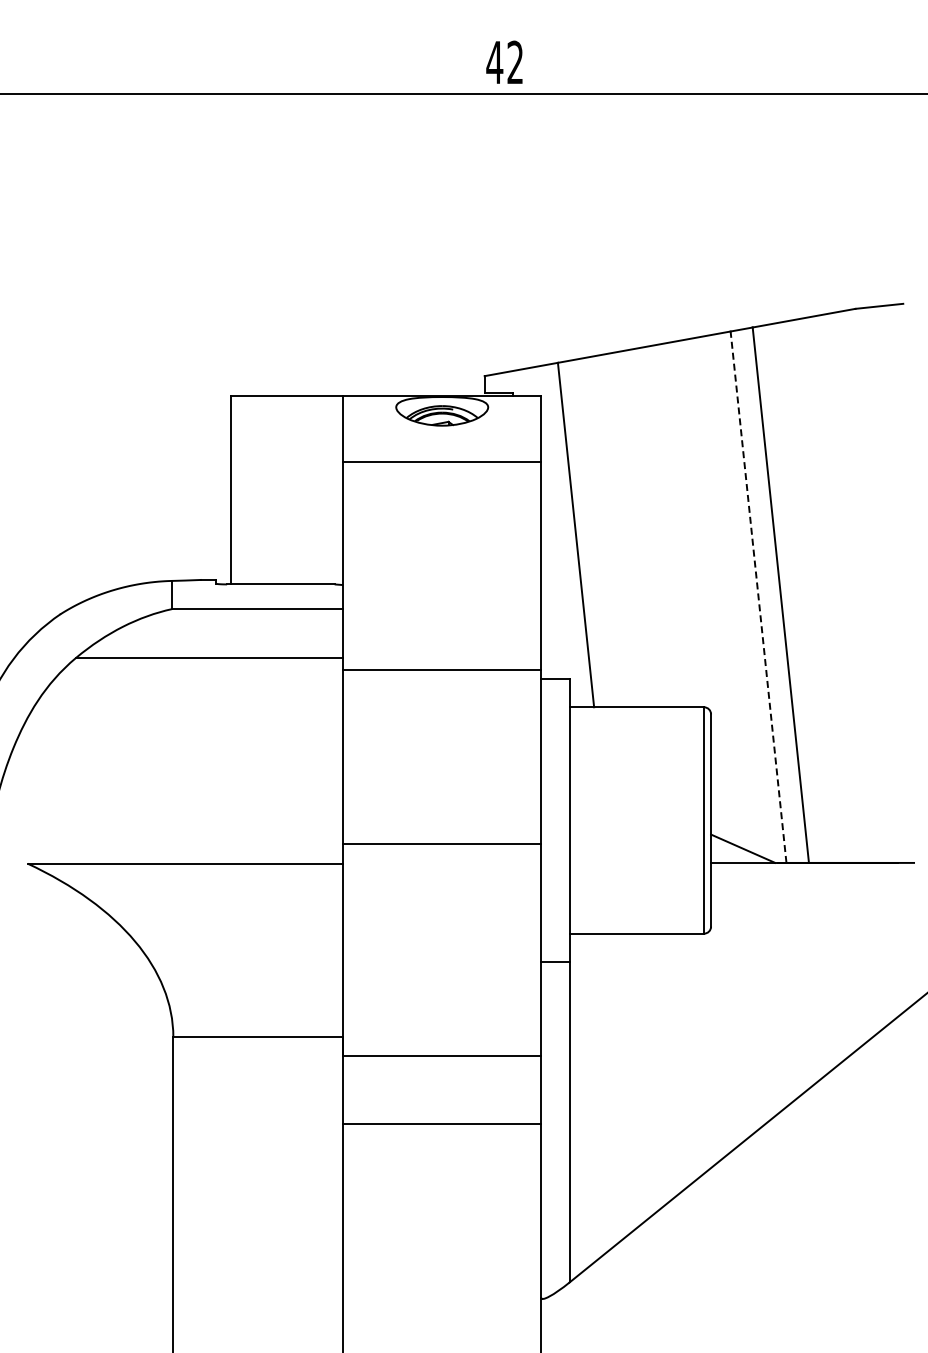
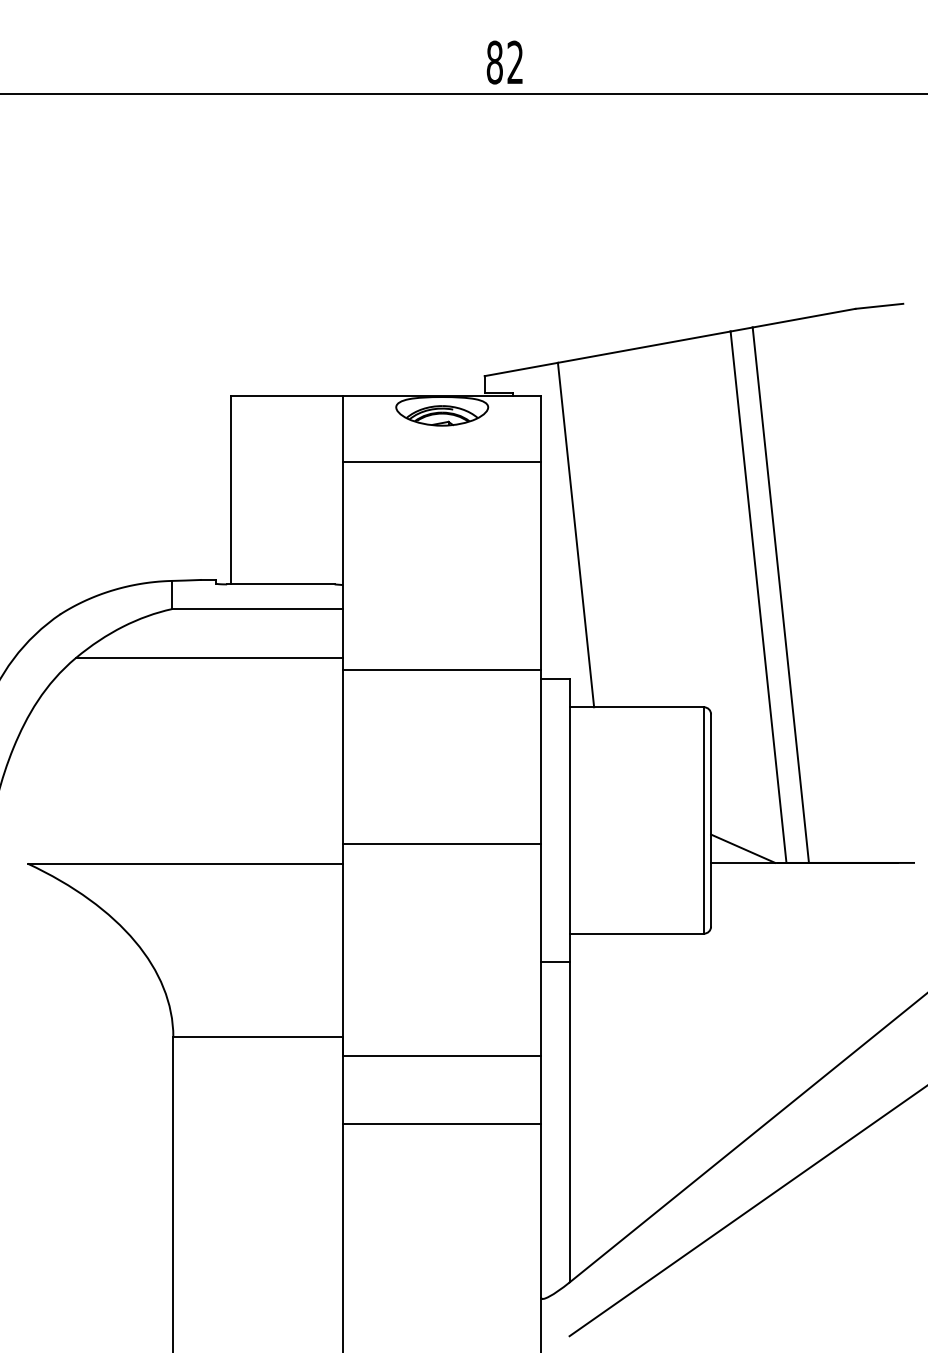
text: 42 -> 82 (494, 62)
line: dashed -> solid (758, 596)
line: none -> present (746, 1211)
